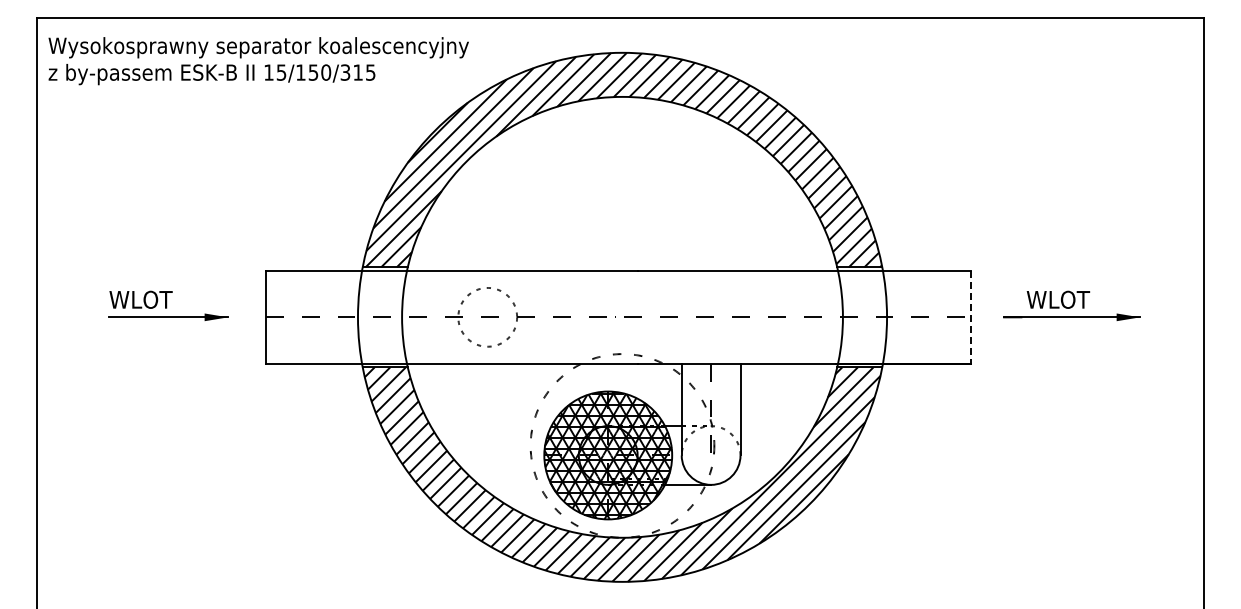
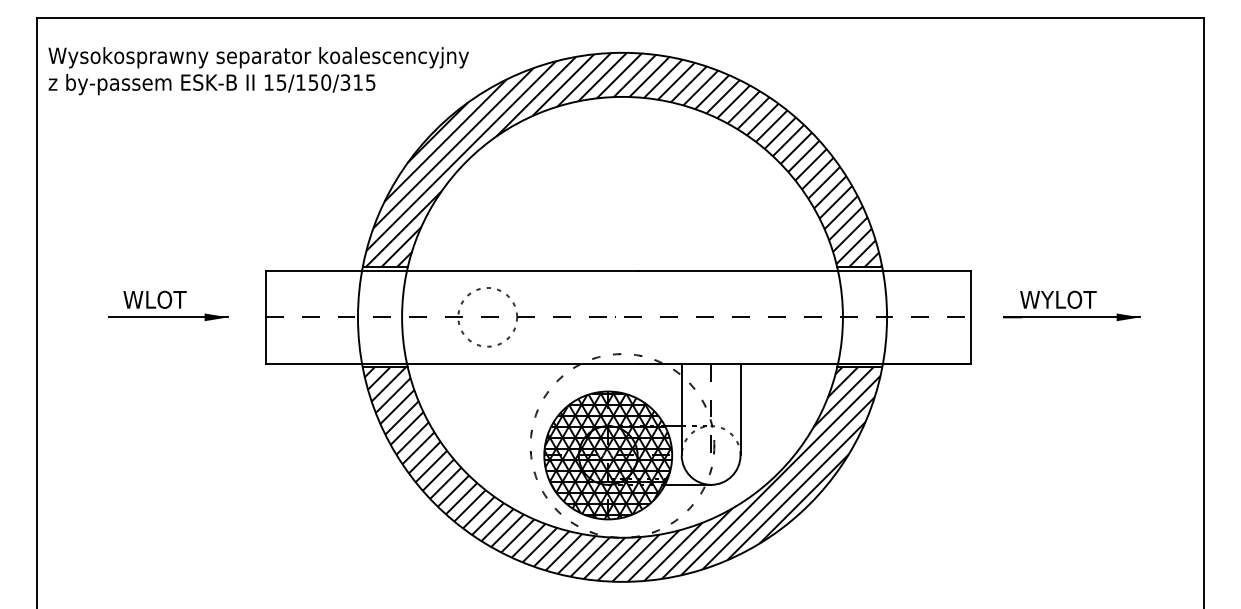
text position: (258, 61) -> (258, 71) (258, 71)
text position: (140, 299) -> (154, 299) (154, 299)
text: WLOT -> WYLOT (1058, 299)
line: dashed -> solid (971, 317)
